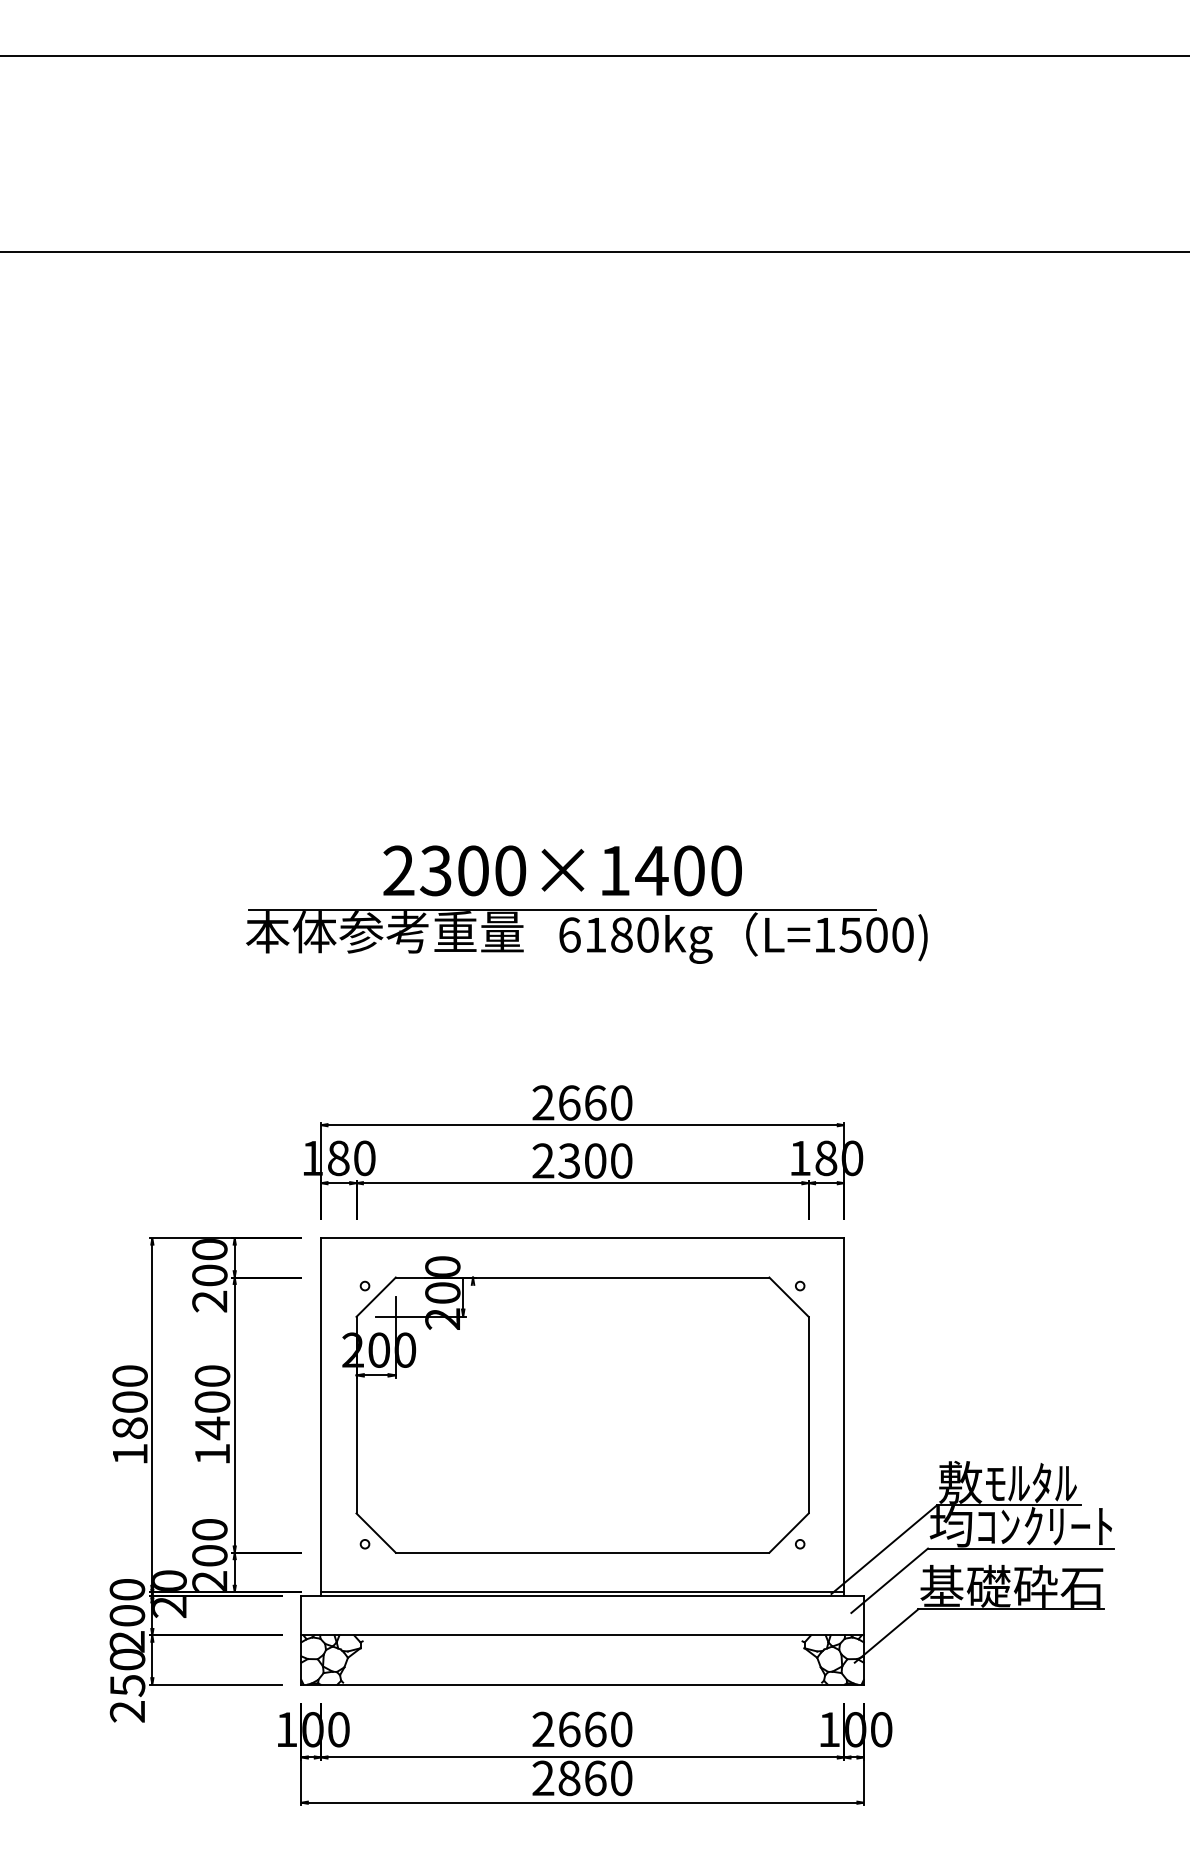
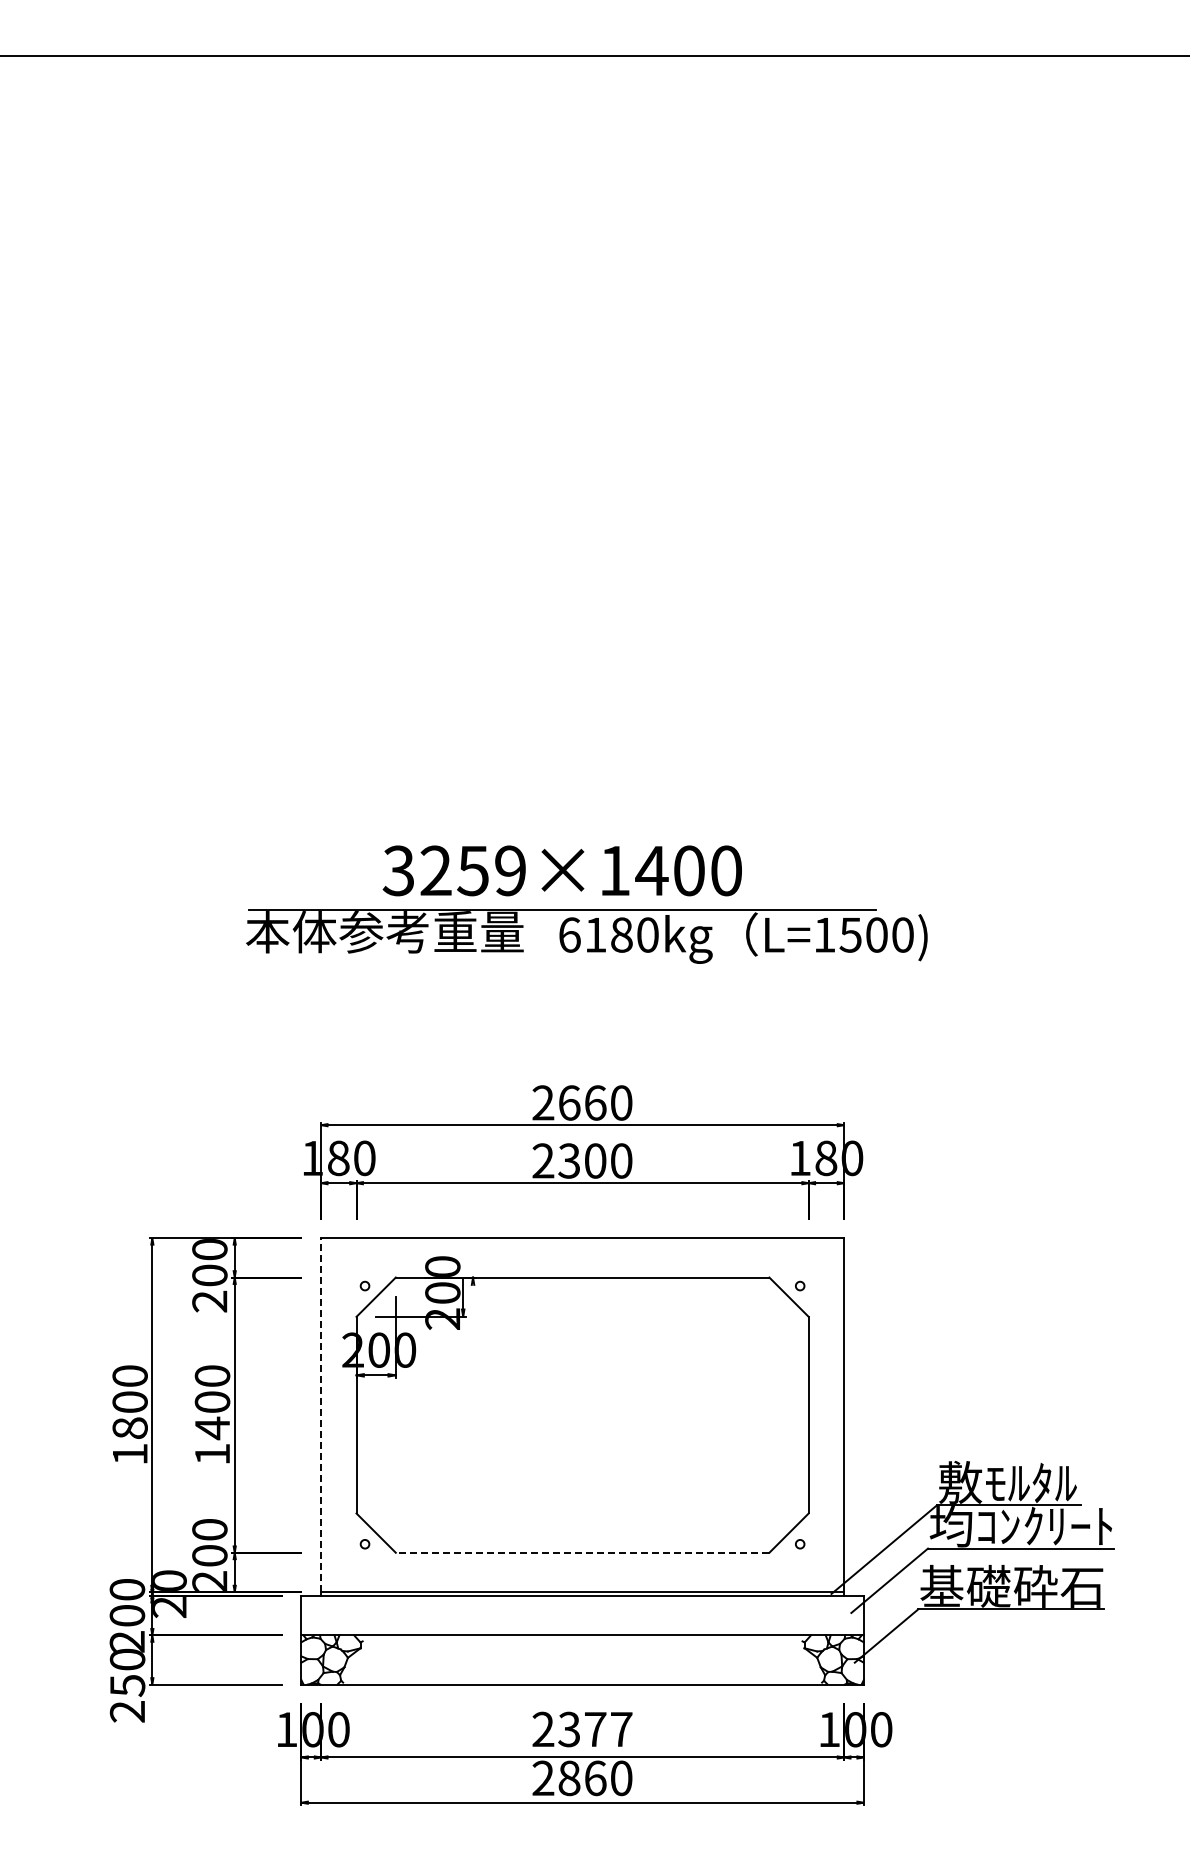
line: present -> none (594, 252)
text: 2300×1400 -> 3259×1400 (454, 870)
line: solid -> dashed (321, 1415)
line: solid -> dashed (582, 1552)
text: 2660 -> 2377 (595, 1729)
